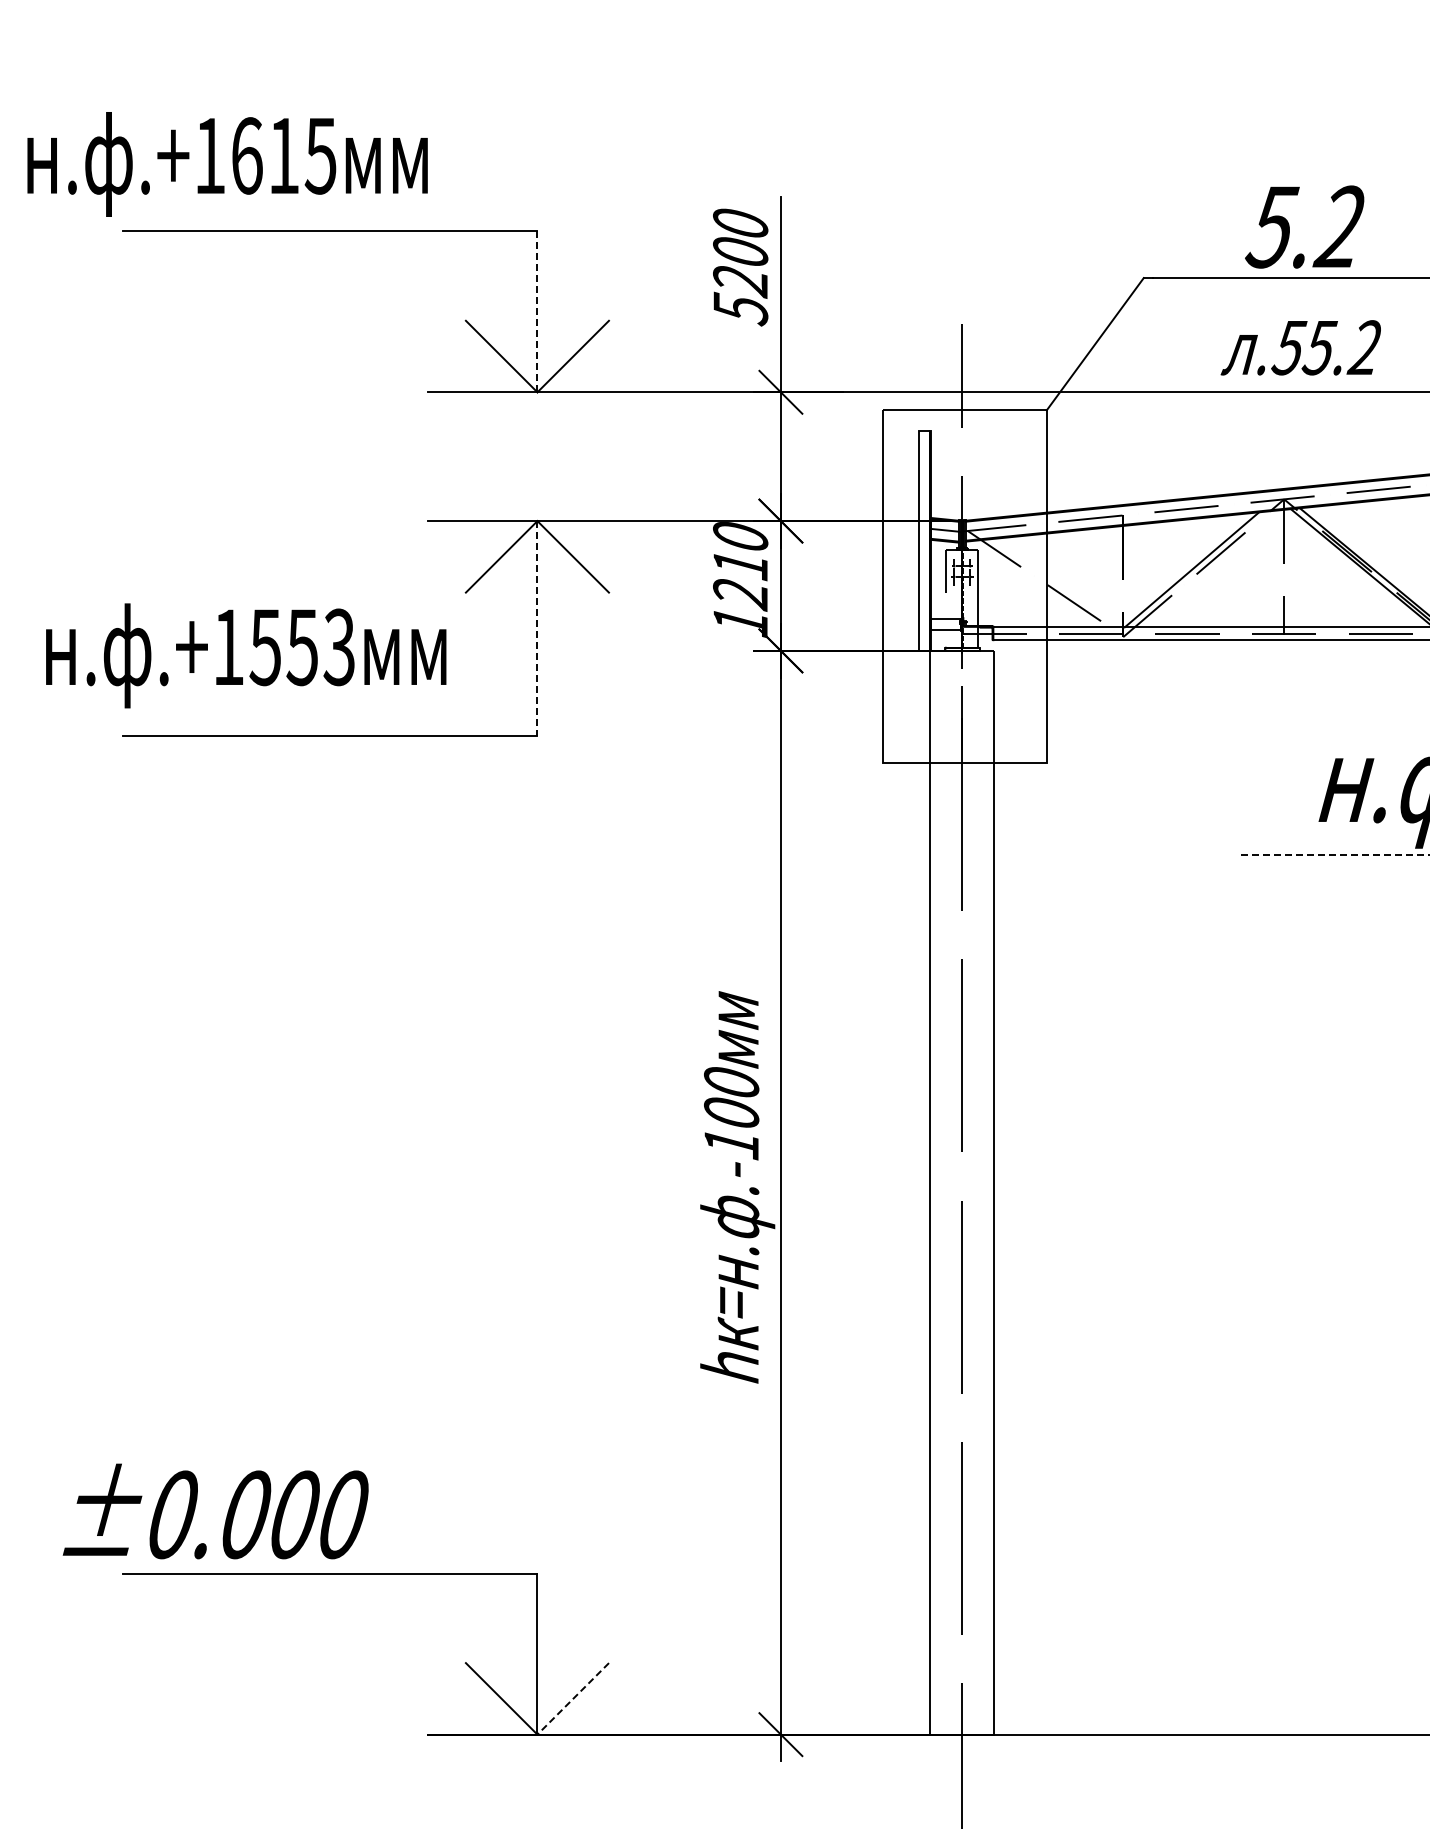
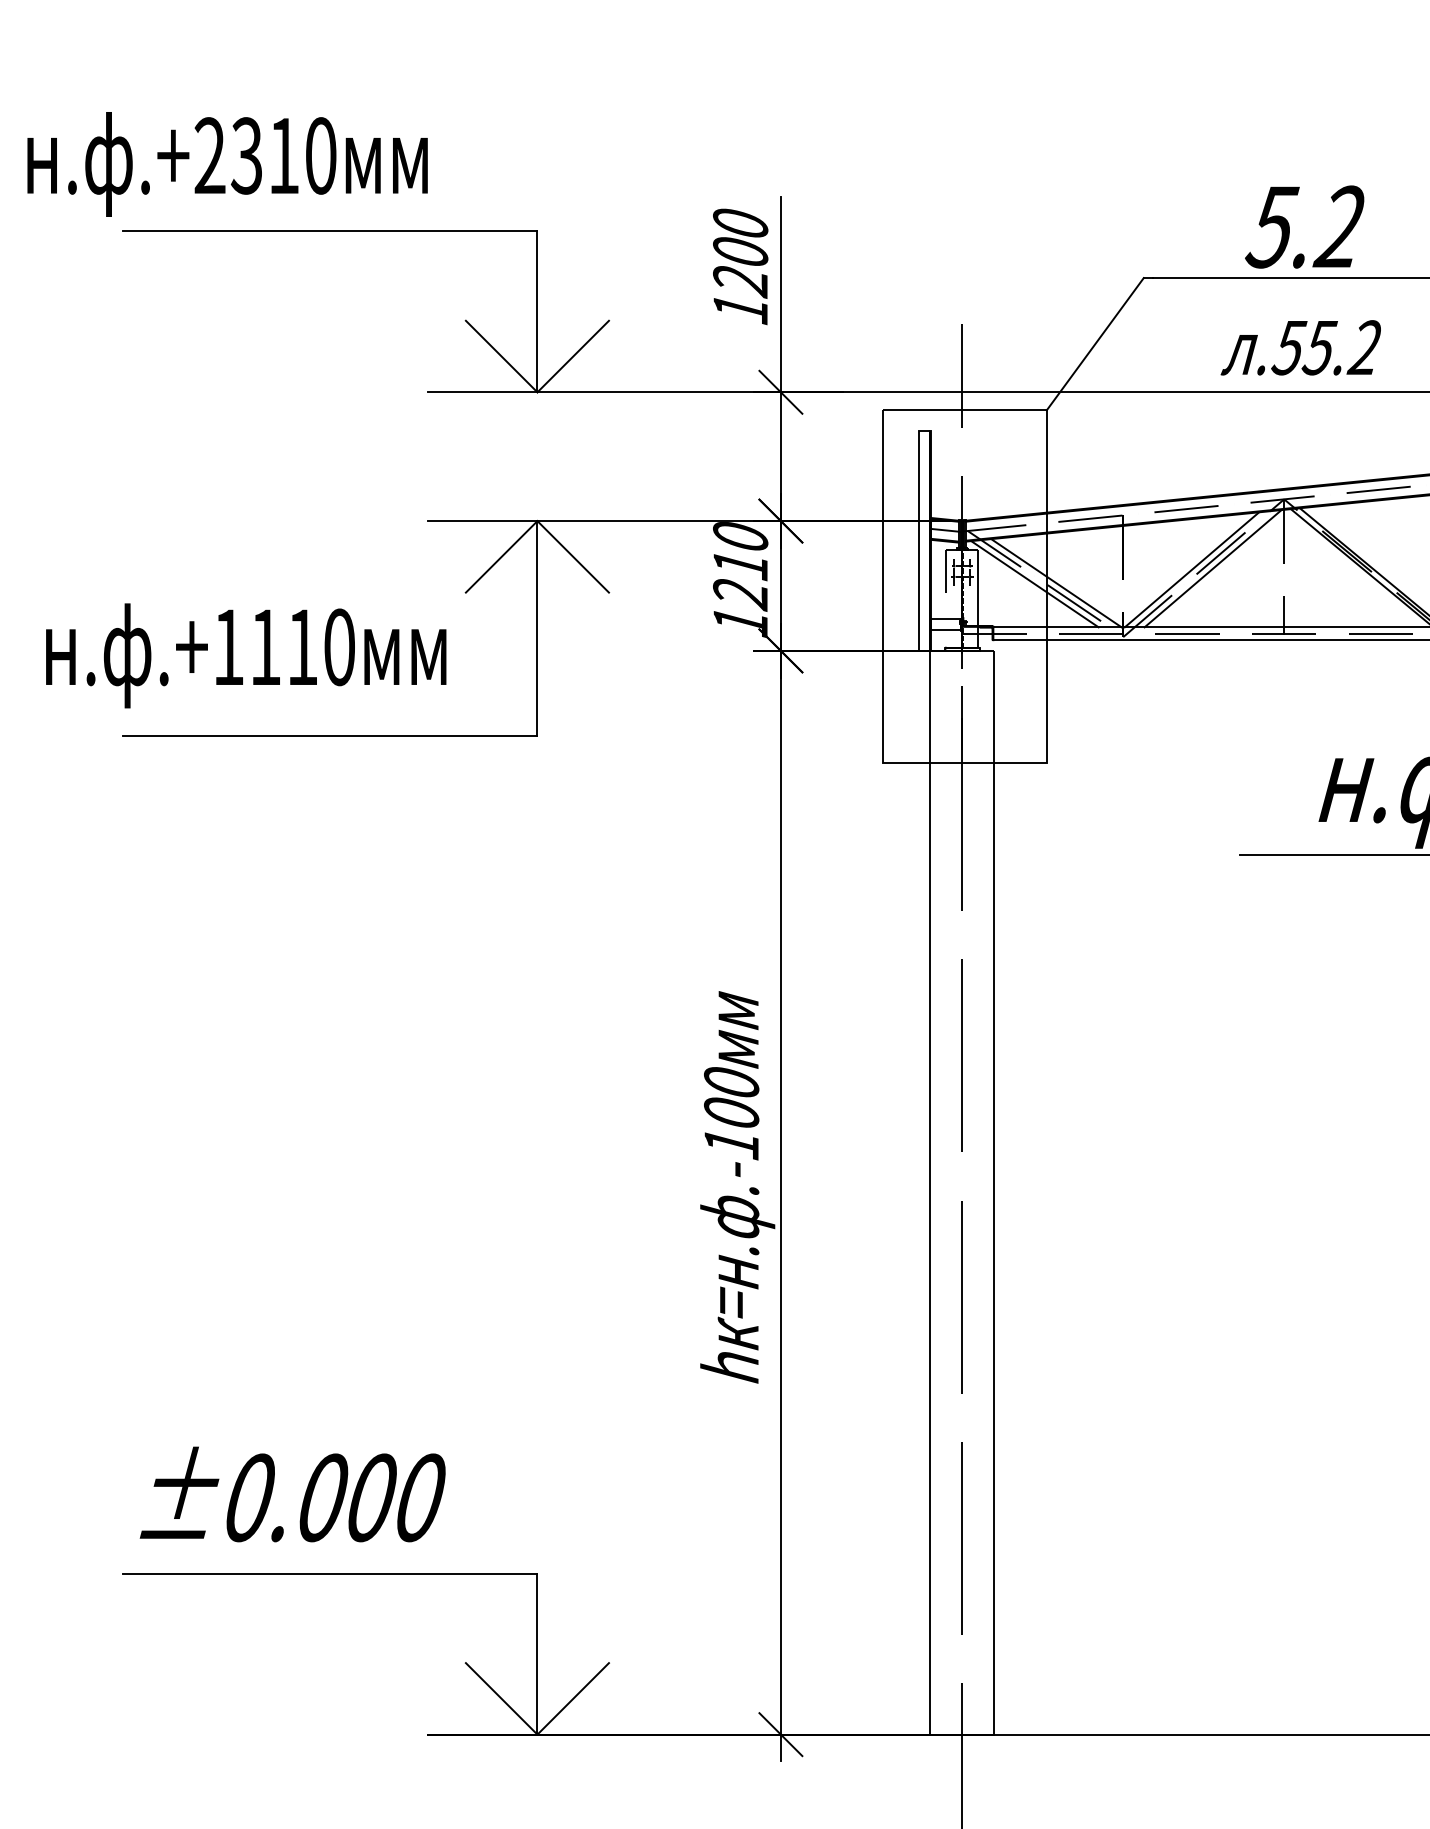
text: .+1615 -> .+2310 (265, 155)
text: 5200 -> 1200 (740, 308)
line: dashed -> solid (537, 311)
line: none -> present (1212, 568)
line: none -> present (1056, 583)
line: none -> present (1034, 584)
line: dashed -> solid (537, 628)
text: .+1553 -> .+1110 (301, 647)
line: dashed -> solid (1334, 854)
text position: (215, 1511) -> (292, 1494) (292, 1494)
line: dashed -> solid (573, 1698)
